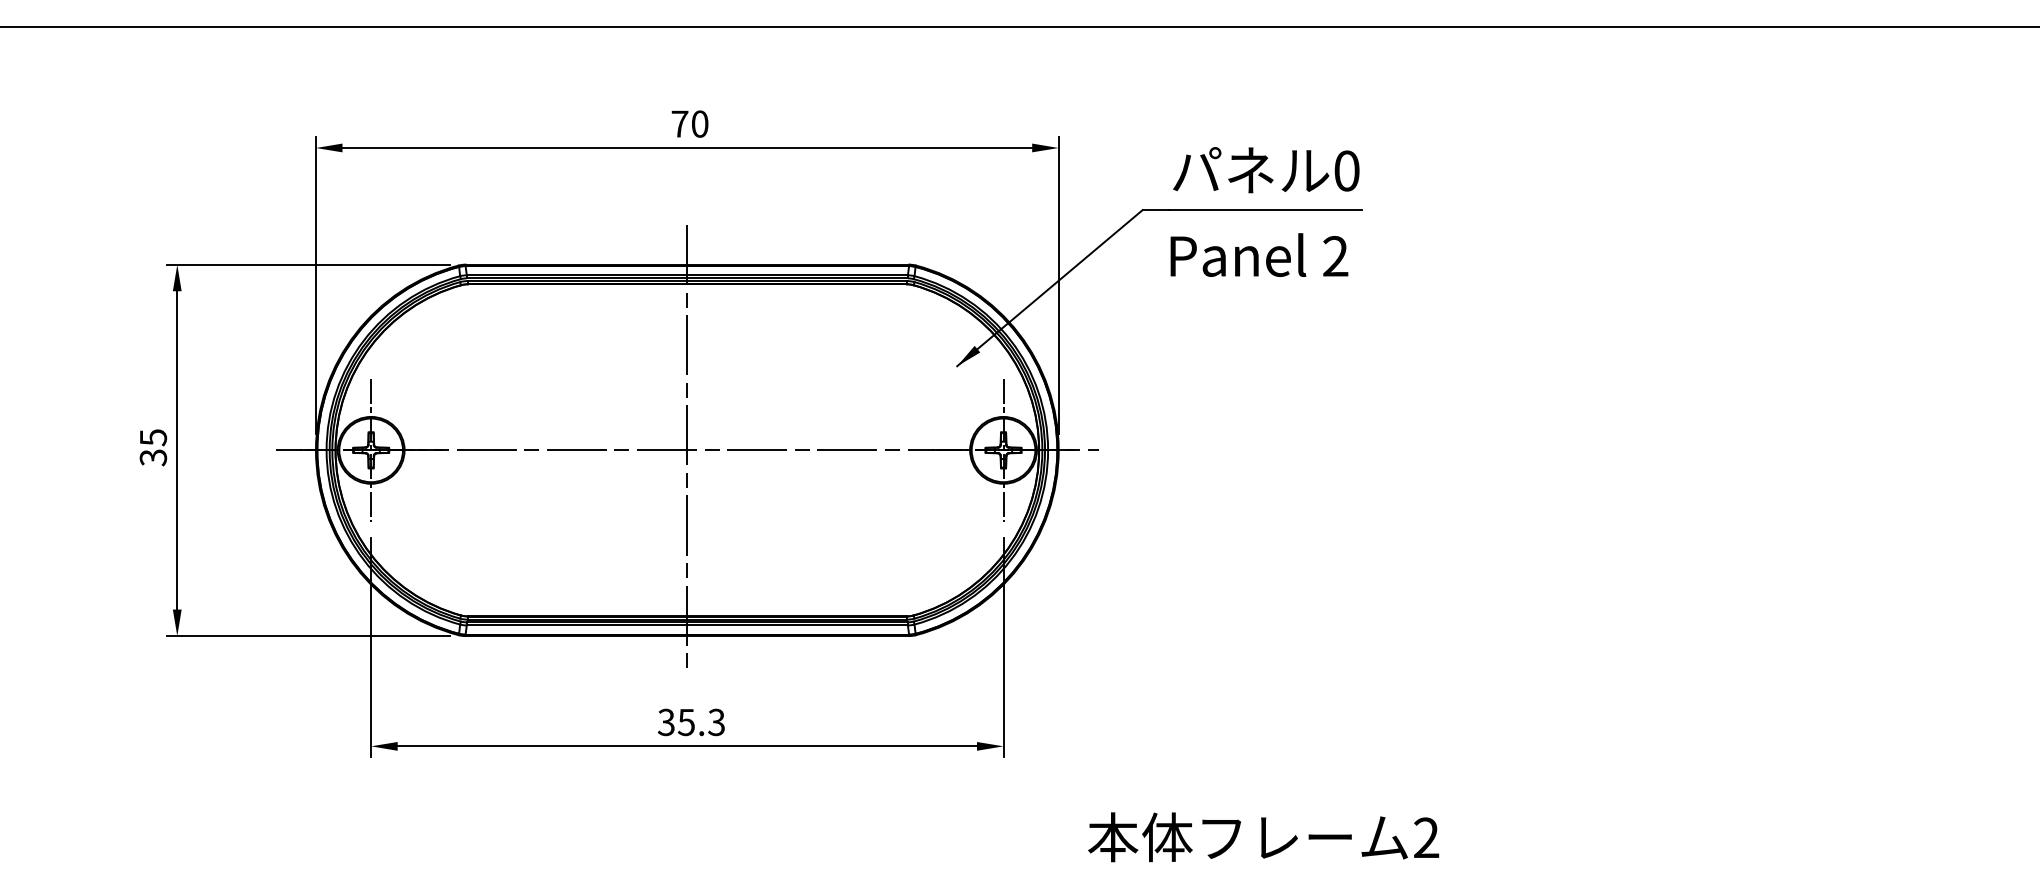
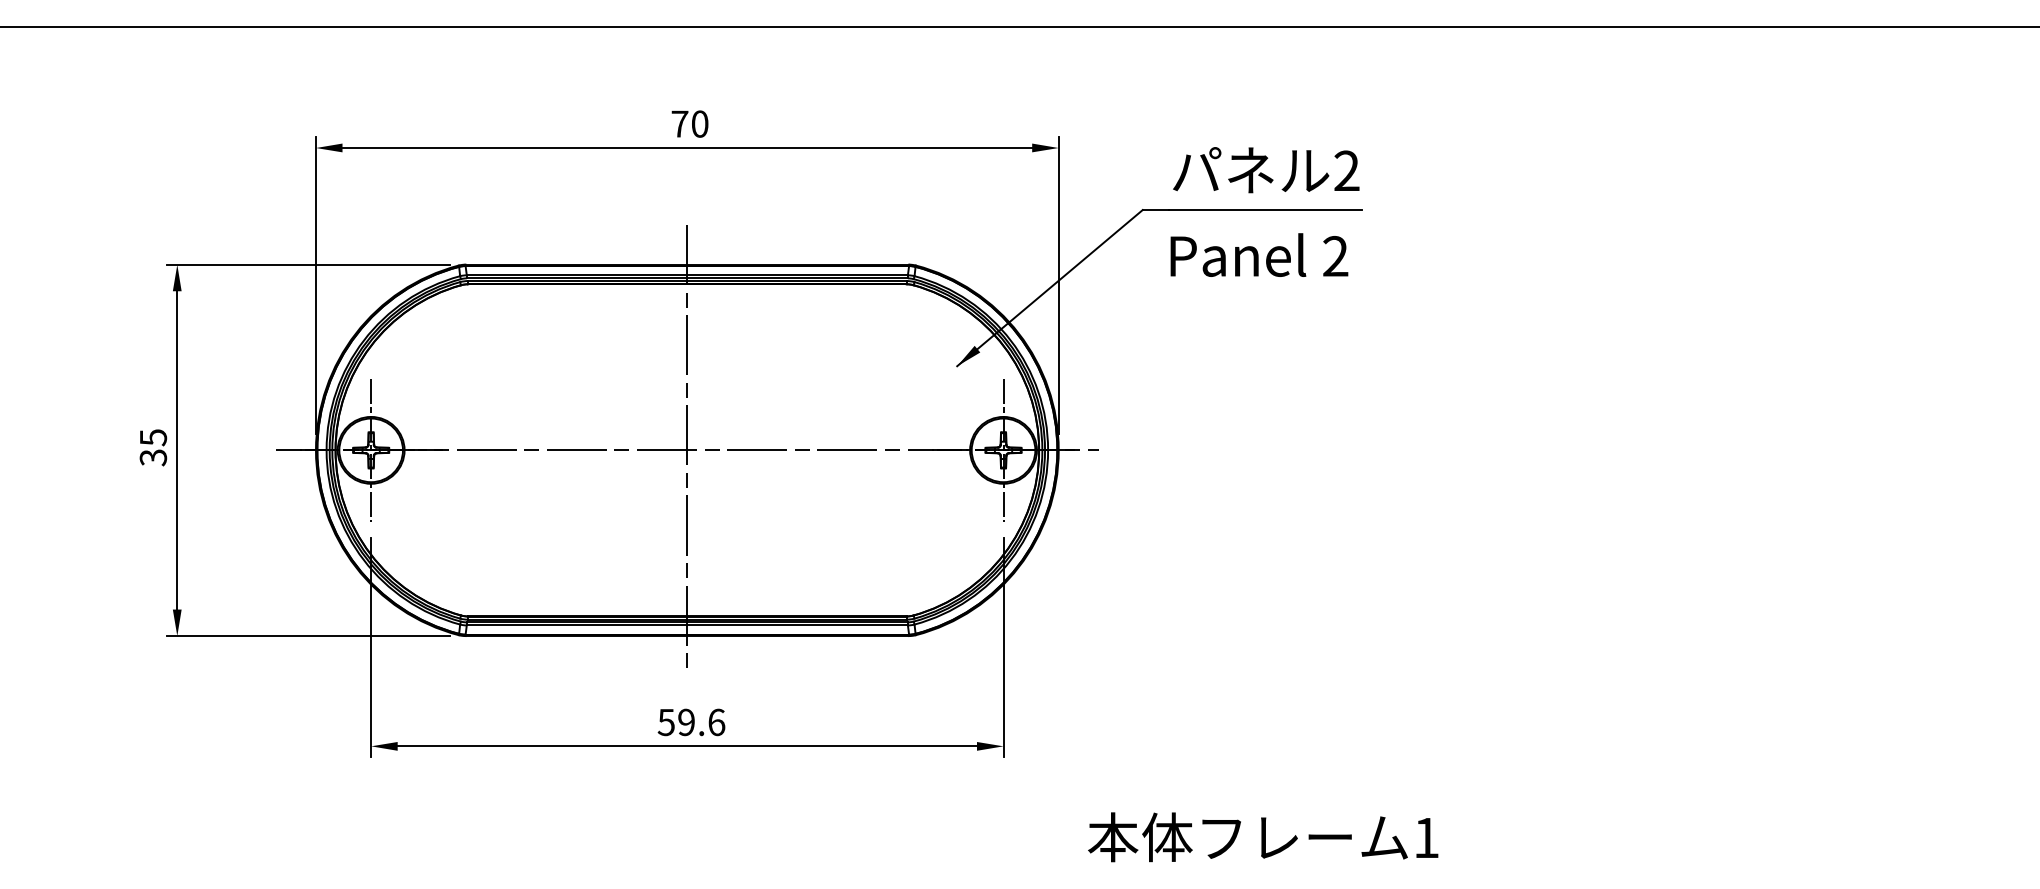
text: 0 -> 2 (1346, 170)
text: 35.3 -> 59.6 (691, 722)
text: 2 -> 1 (1426, 837)
